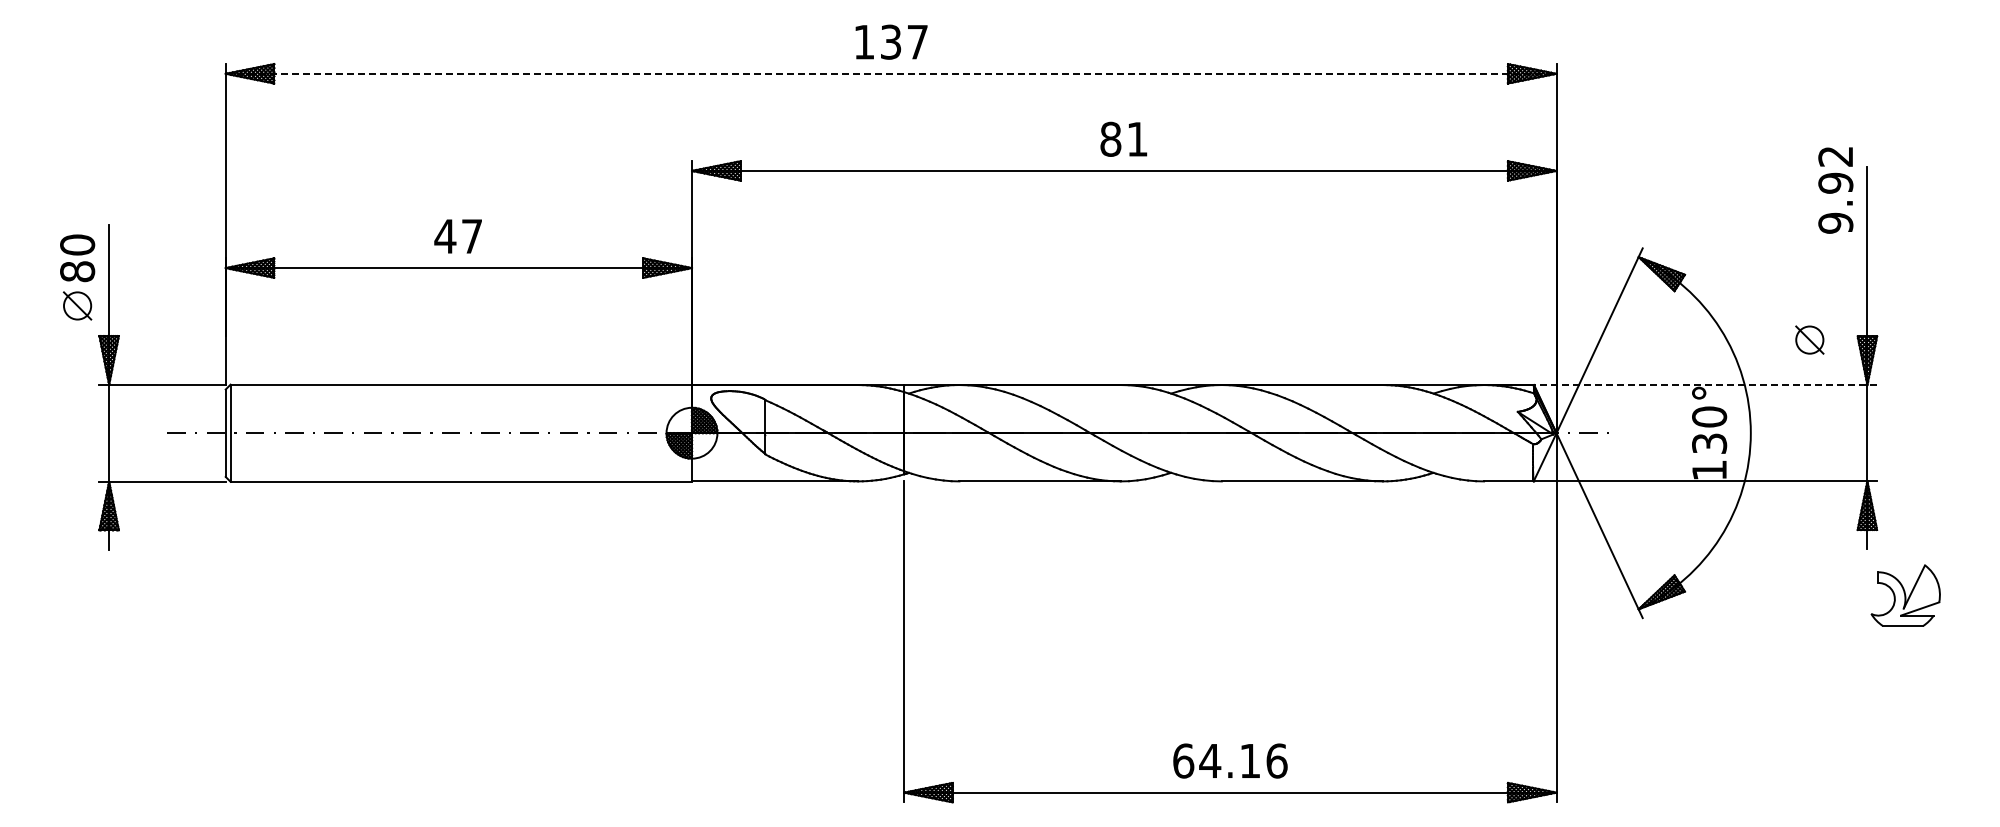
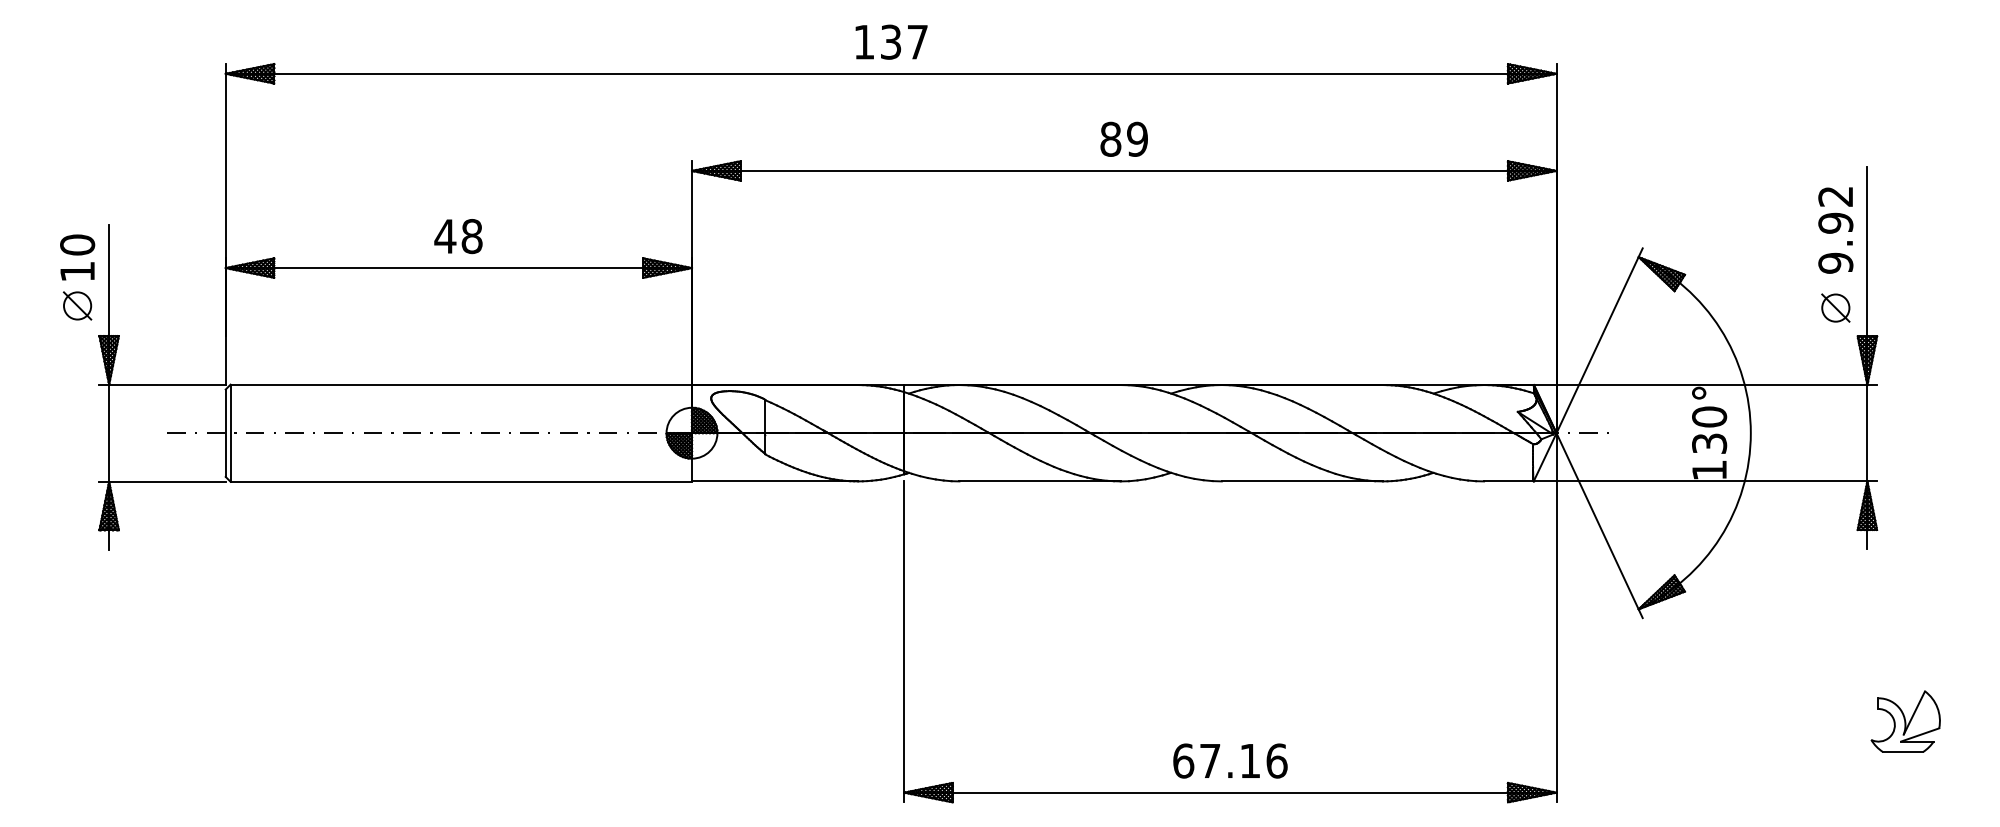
line: dashed -> solid (891, 73)
text: 81 -> 89 (1137, 138)
text position: (1835, 190) -> (1835, 230) (1835, 230)
text: 47 -> 48 (471, 236)
text: 80 -> 10 (77, 271)
part position: (1809, 339) -> (1835, 307) (1835, 307)
line: dashed -> solid (1705, 385)
part position: (1905, 595) -> (1905, 721) (1905, 721)
text: 64.16 -> 67.16 (1210, 760)
